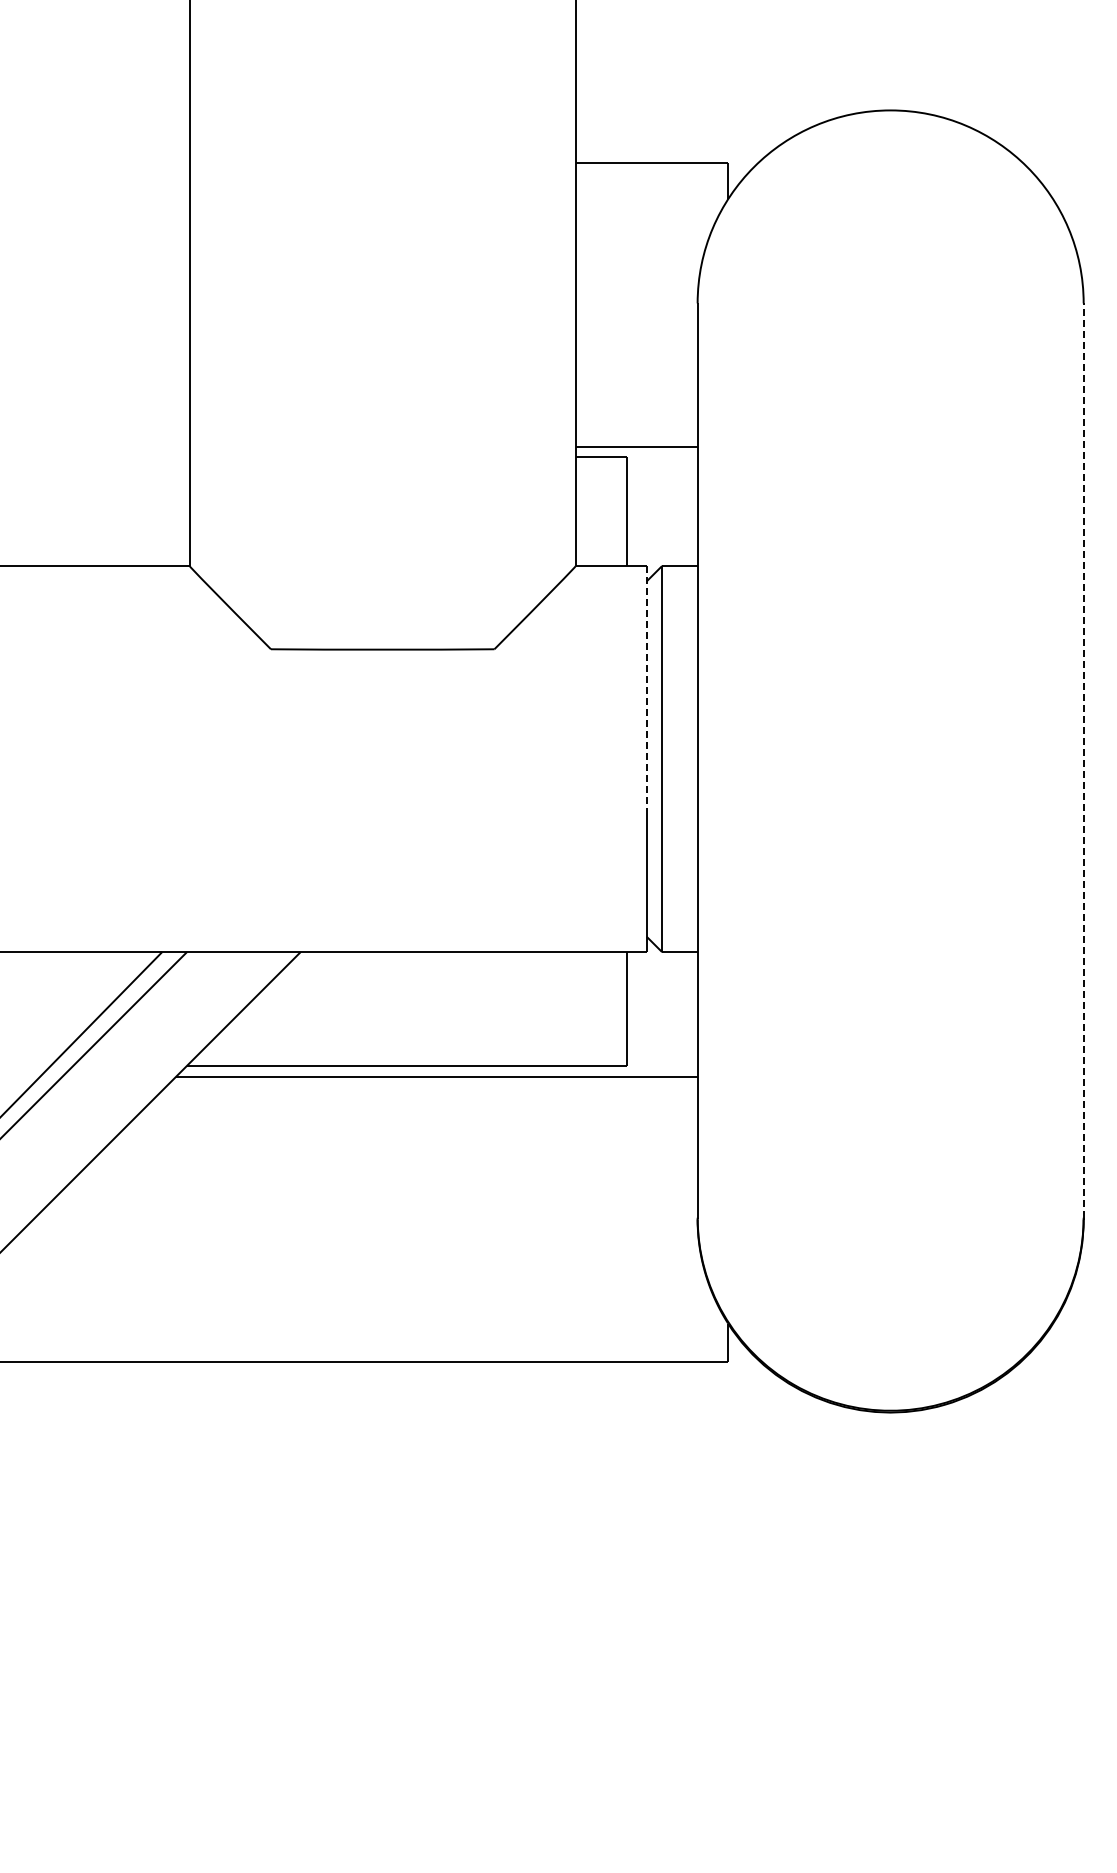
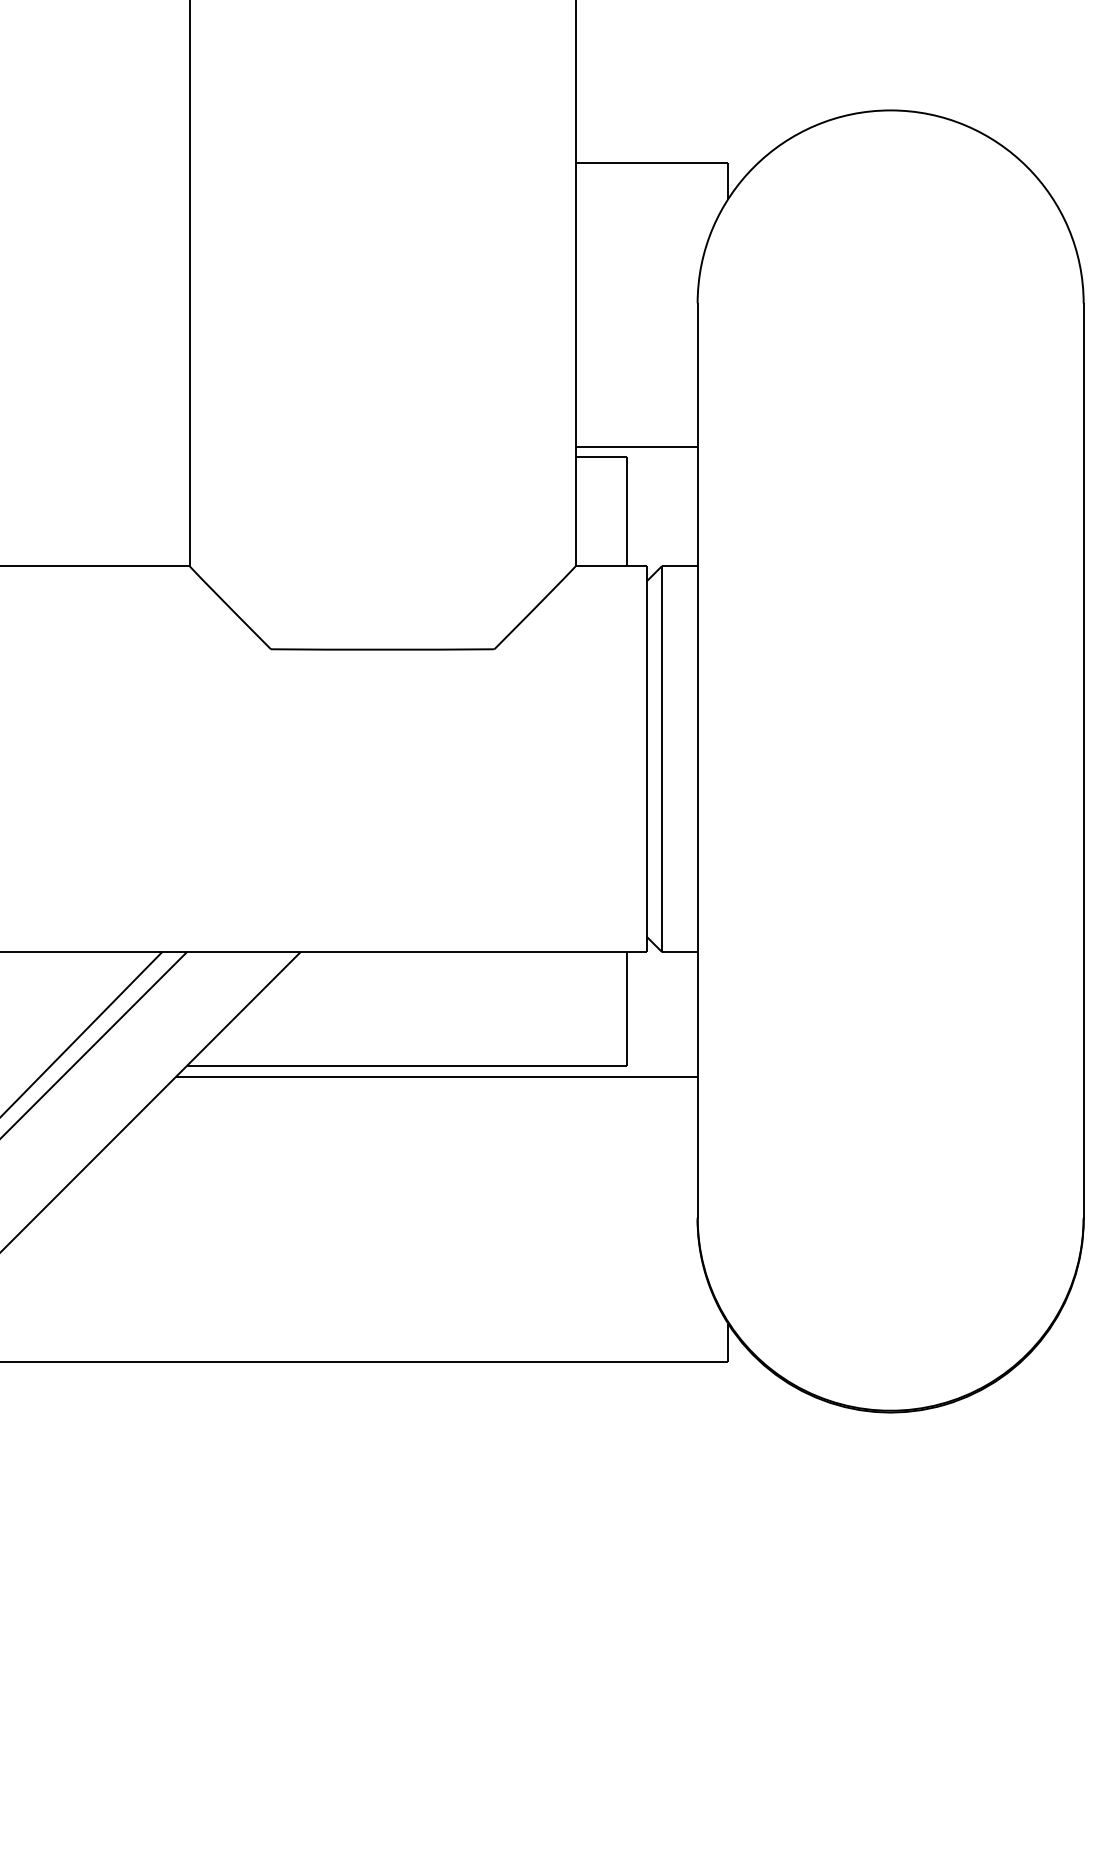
line: dashed -> solid (646, 688)
line: dashed -> solid (1083, 760)
